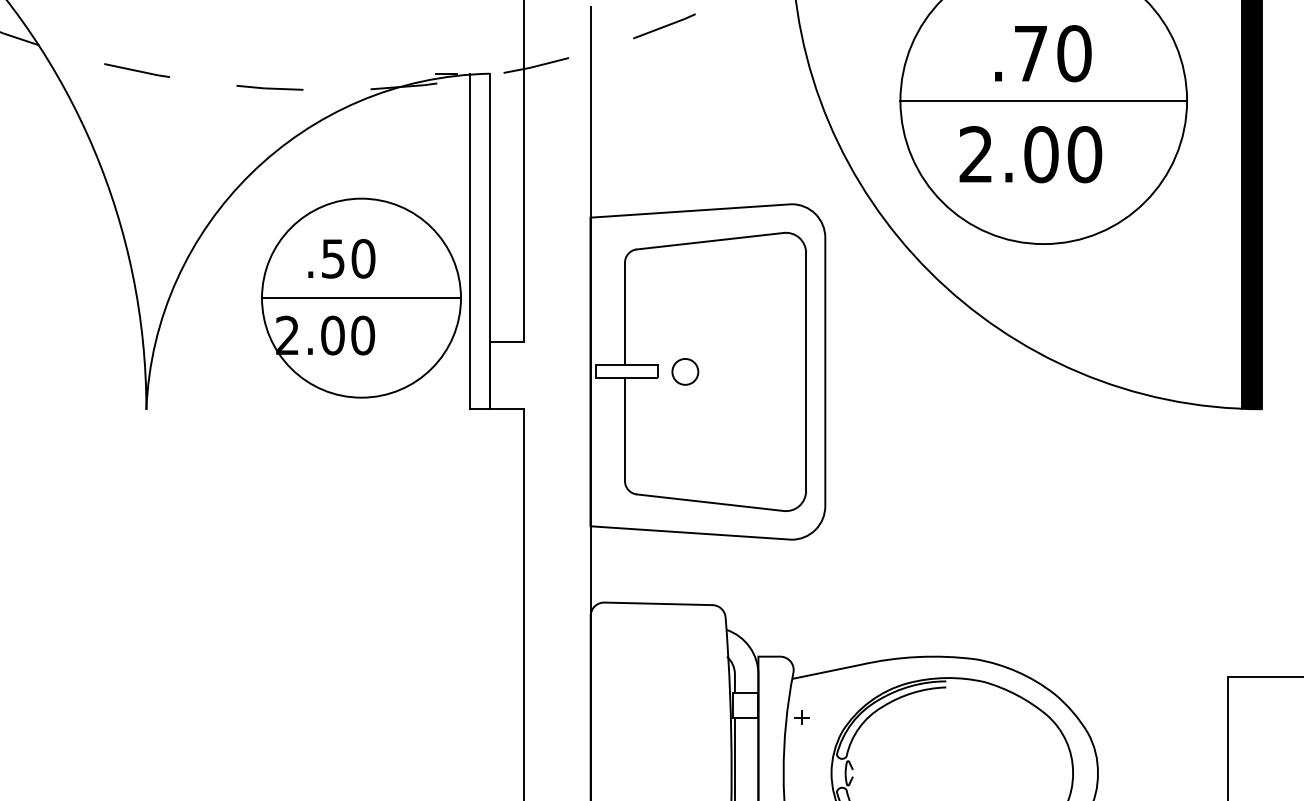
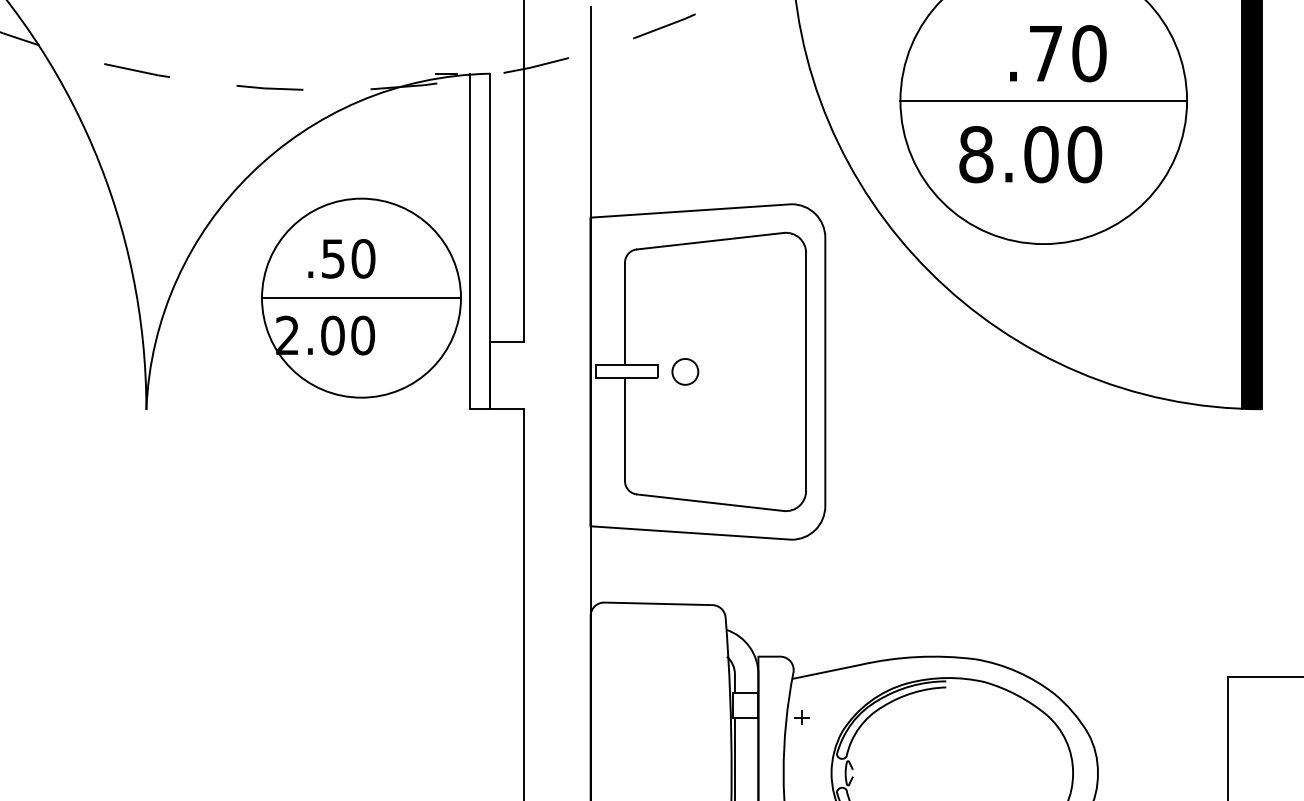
text position: (1043, 53) -> (1058, 53) (1058, 53)
text: 2.00 -> 8.00 (976, 154)
